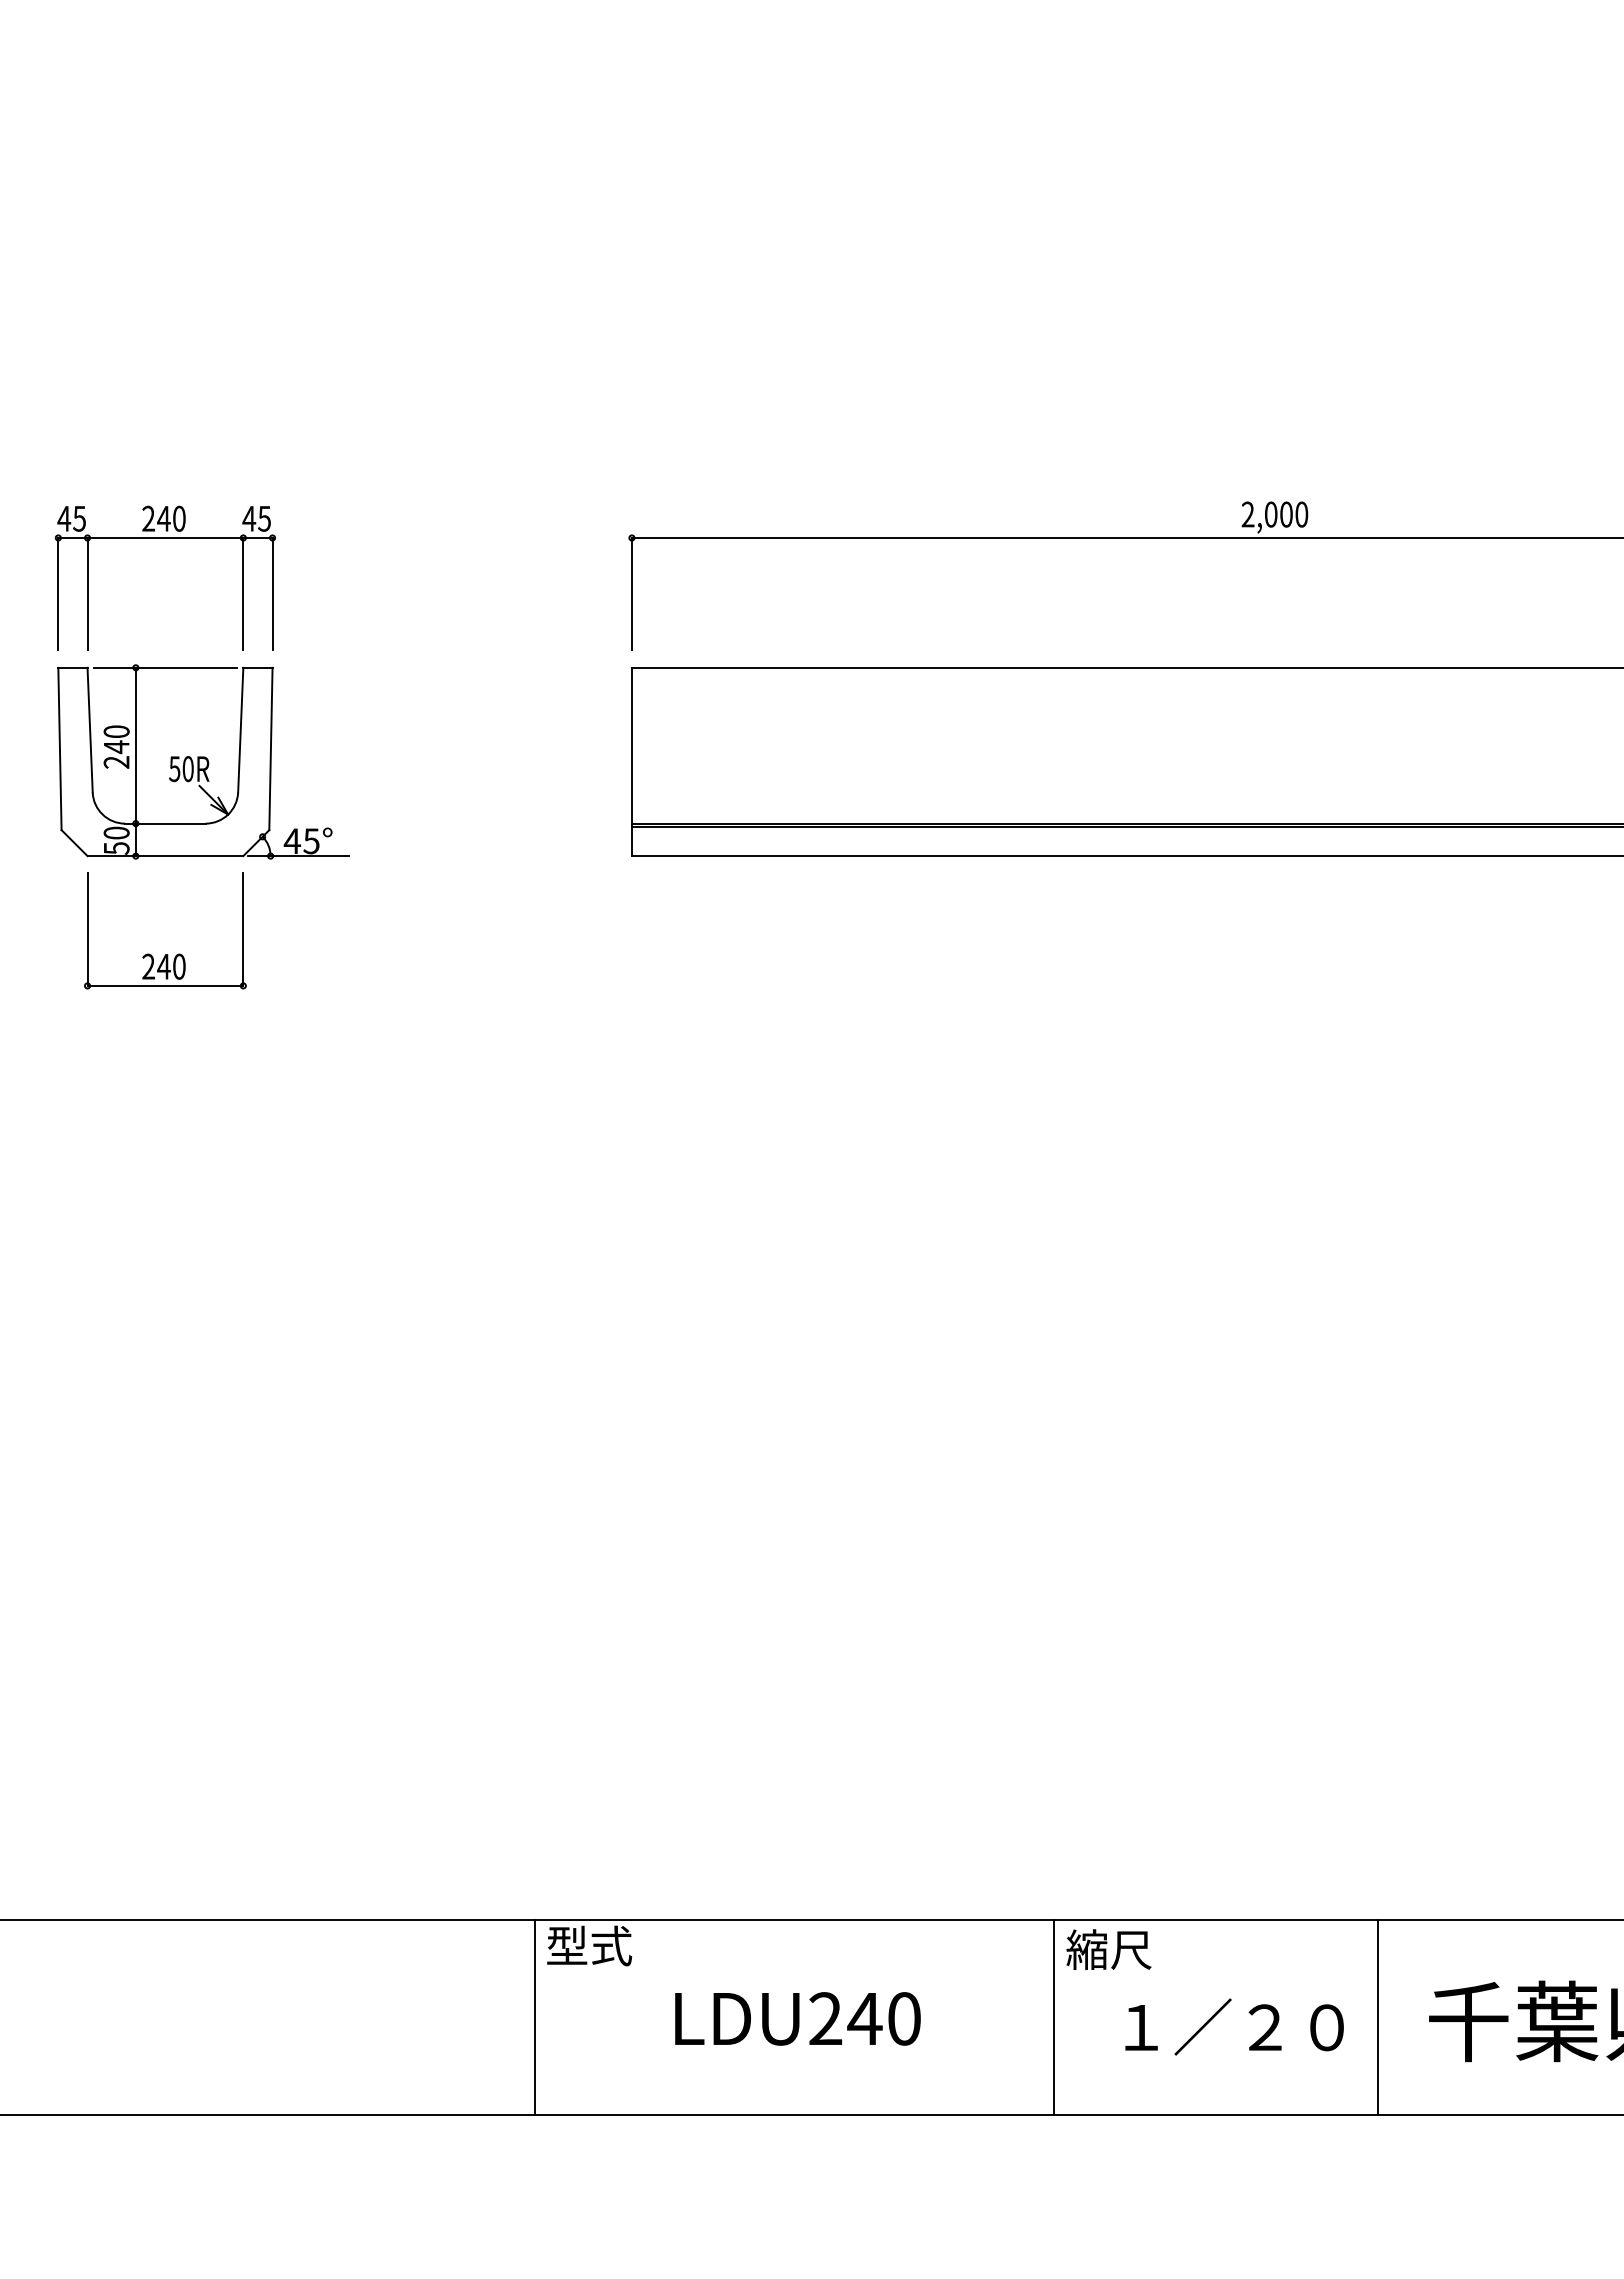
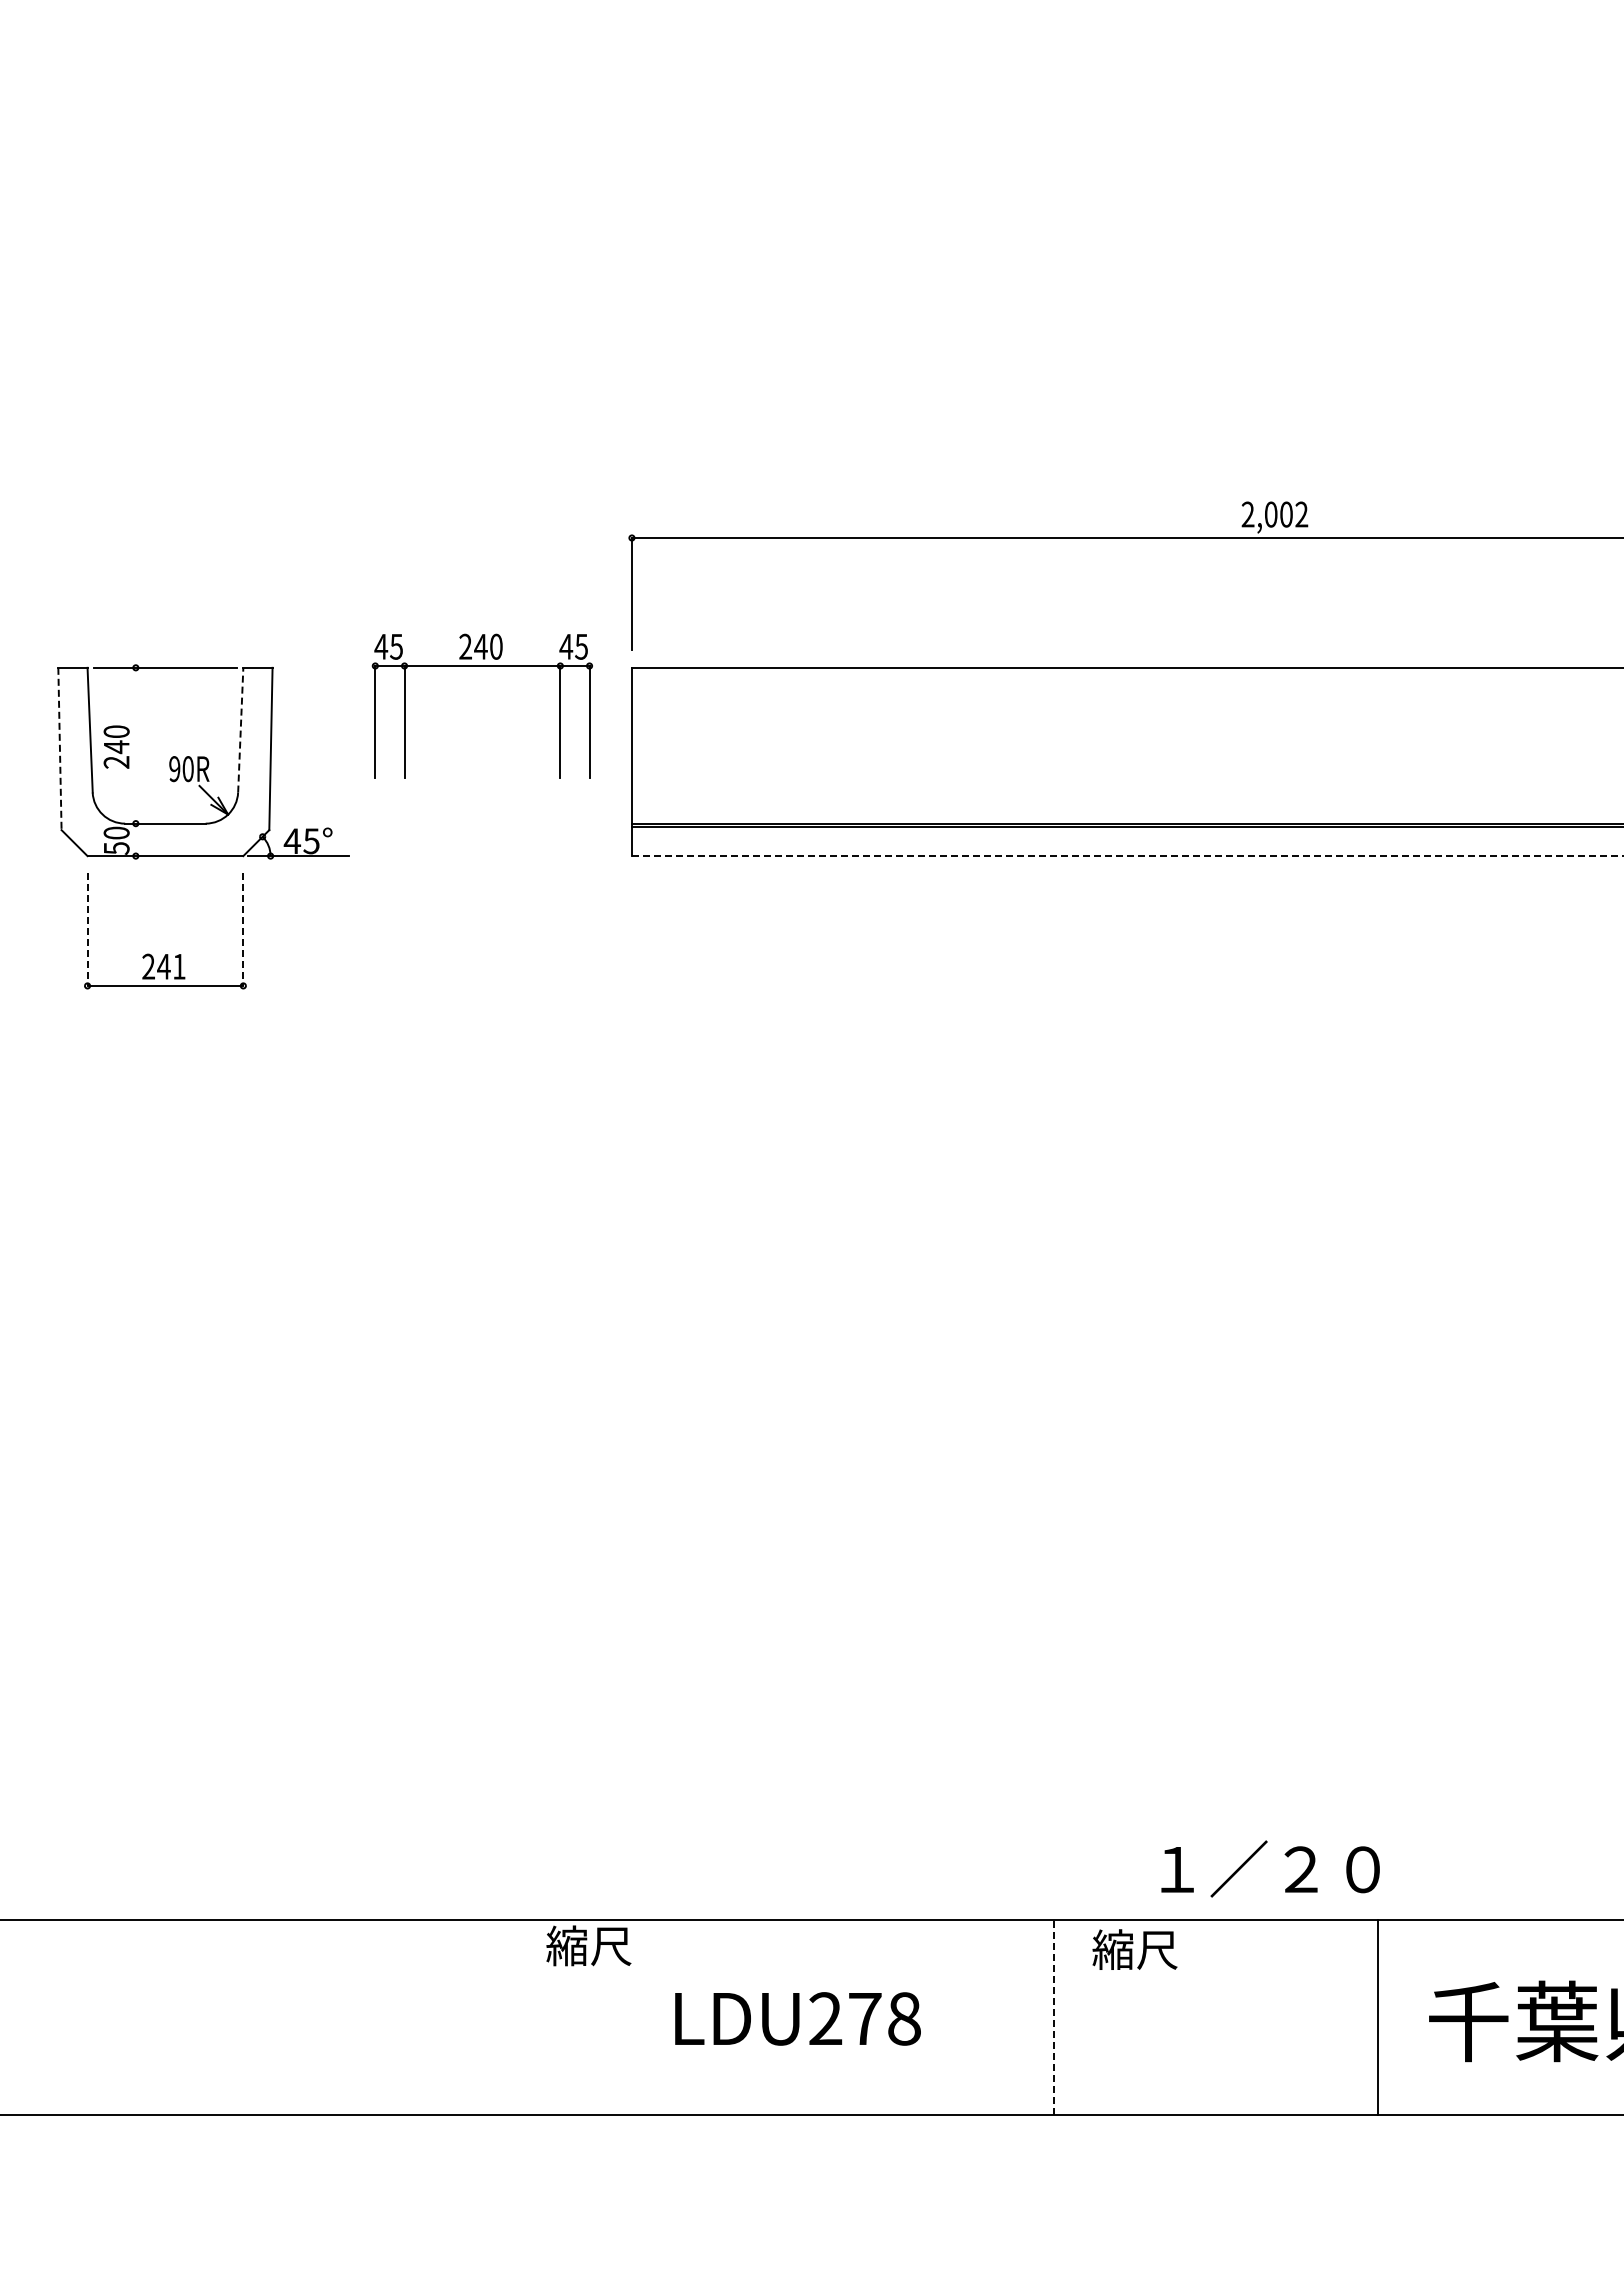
text: 2,000 -> 2,002 (1301, 514)
part position: (164, 538) -> (481, 666) (481, 666)
line: solid -> dashed (240, 729)
line: solid -> dashed (59, 749)
line: present -> none (135, 761)
text: 50R -> 90R (174, 769)
line: solid -> dashed (1127, 856)
line: solid -> dashed (87, 930)
line: solid -> dashed (243, 930)
text: 240 -> 241 (179, 966)
text: 型式 -> 縮尺 (589, 1945)
text position: (1108, 1949) -> (1134, 1949) (1134, 1949)
line: present -> none (534, 2017)
line: solid -> dashed (1053, 2017)
text: LDU240 -> LDU278 (883, 2018)
text position: (1234, 2026) -> (1270, 1868) (1270, 1868)
